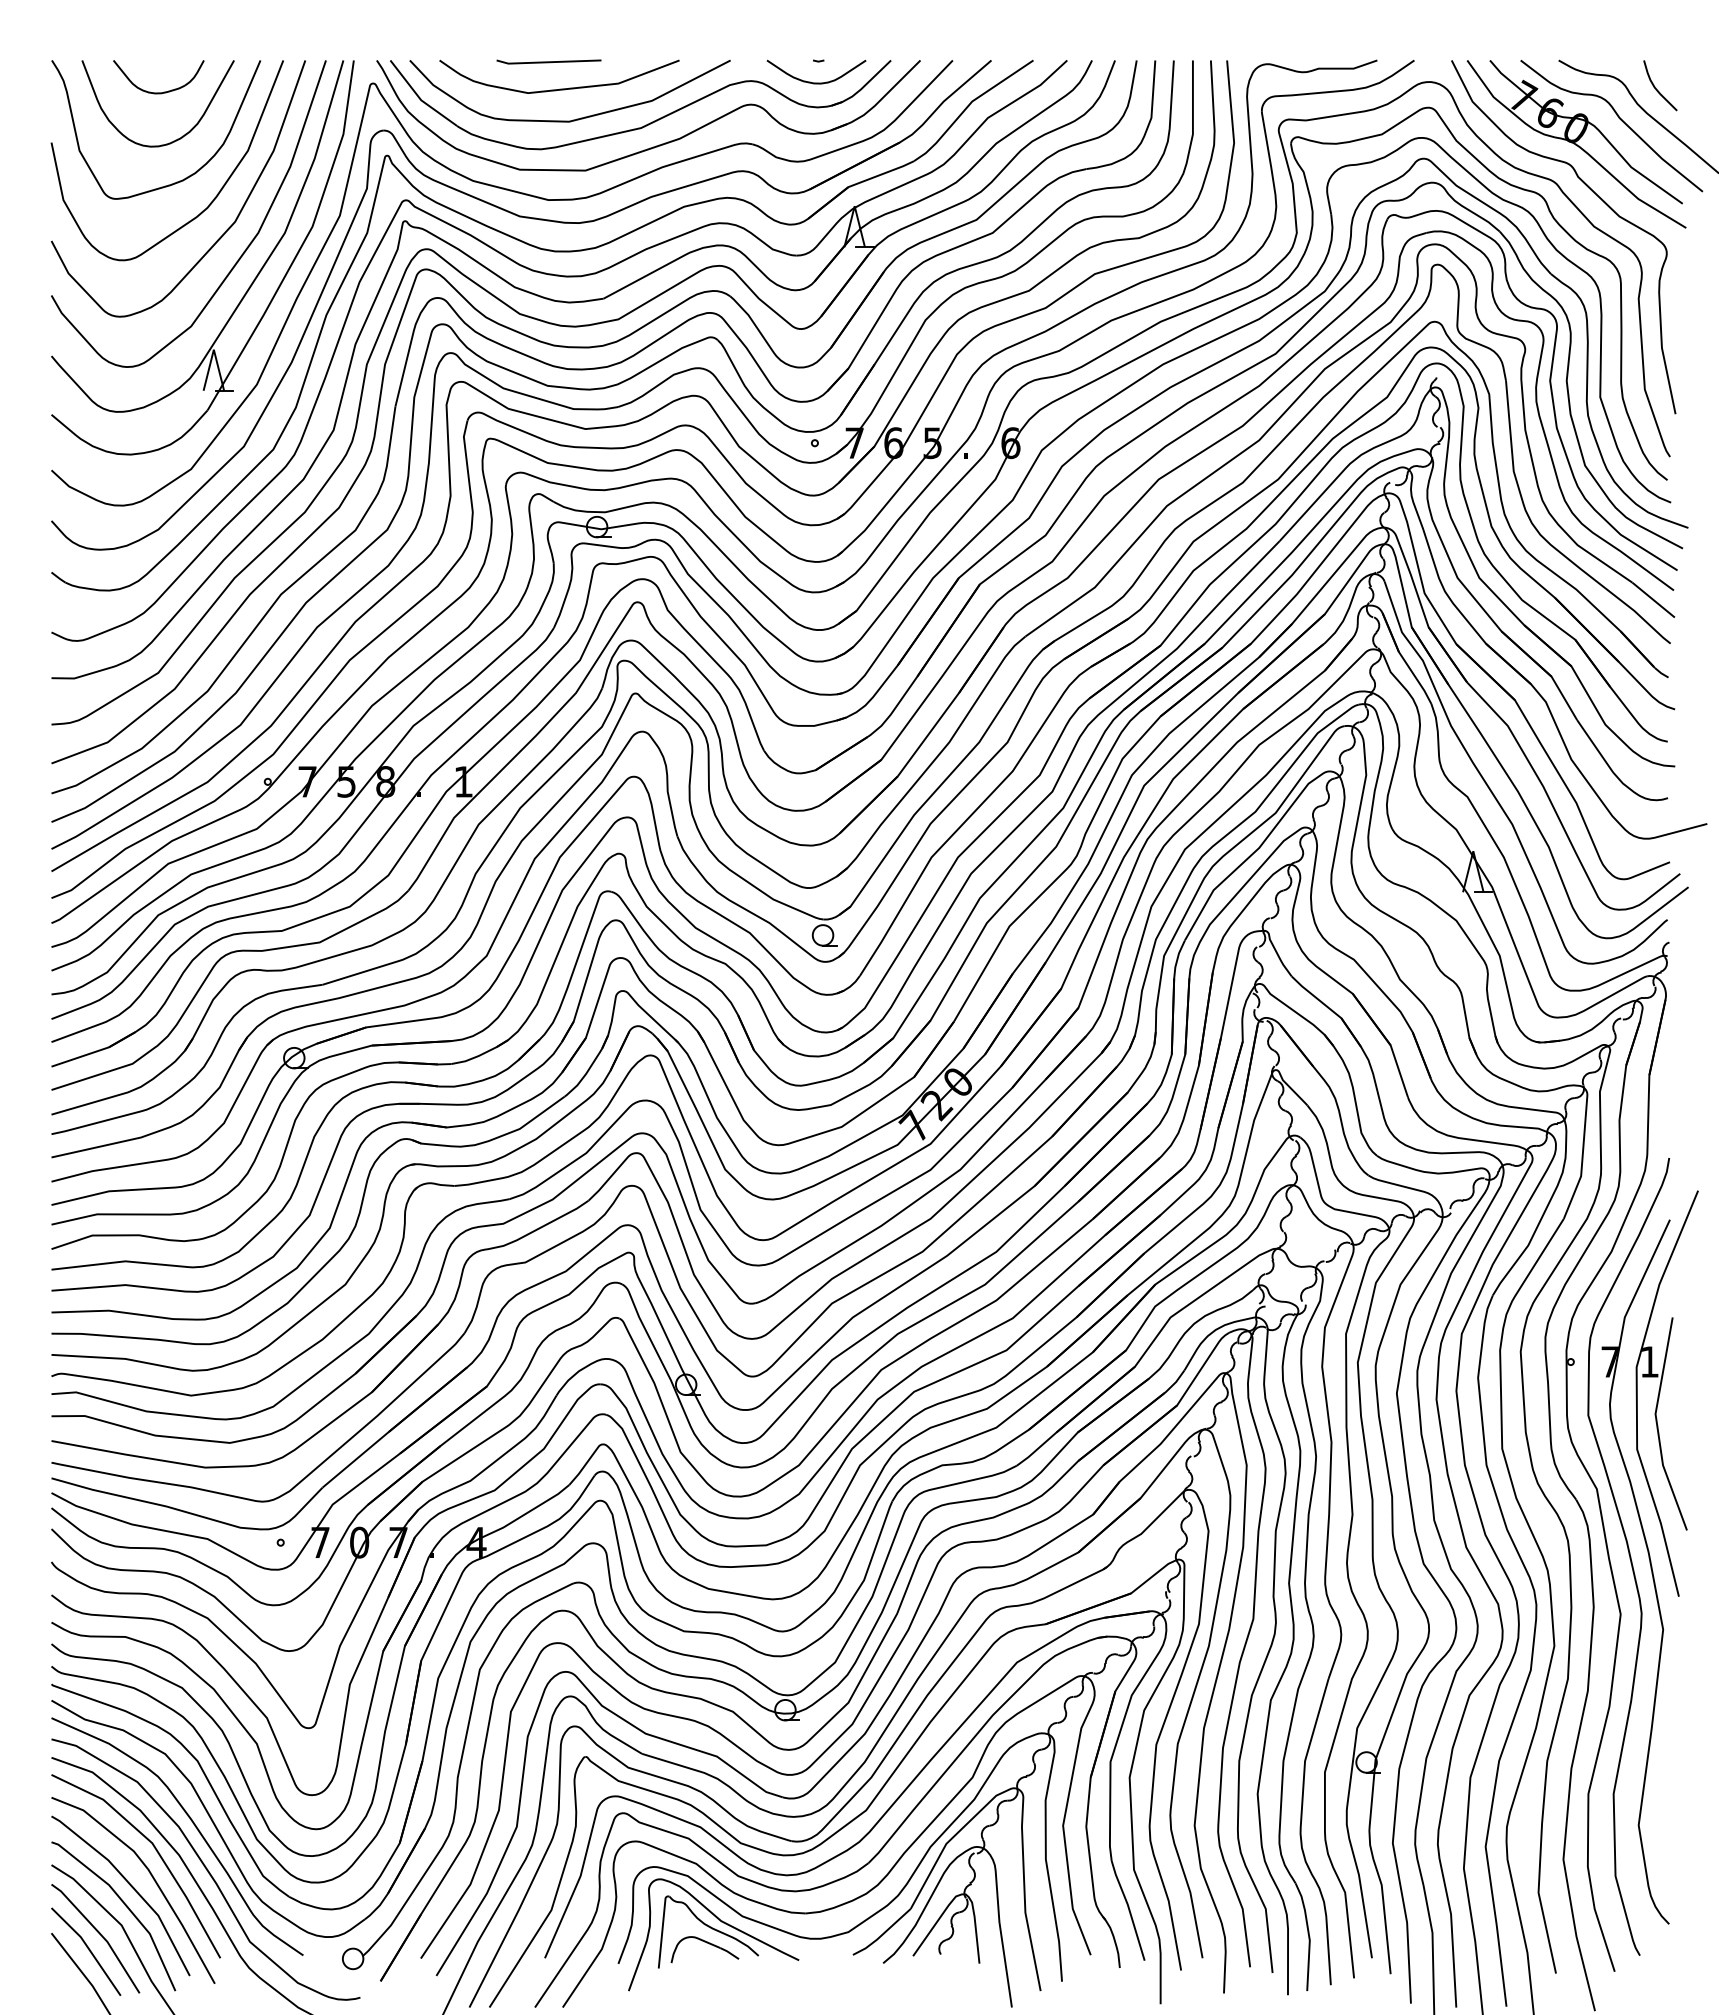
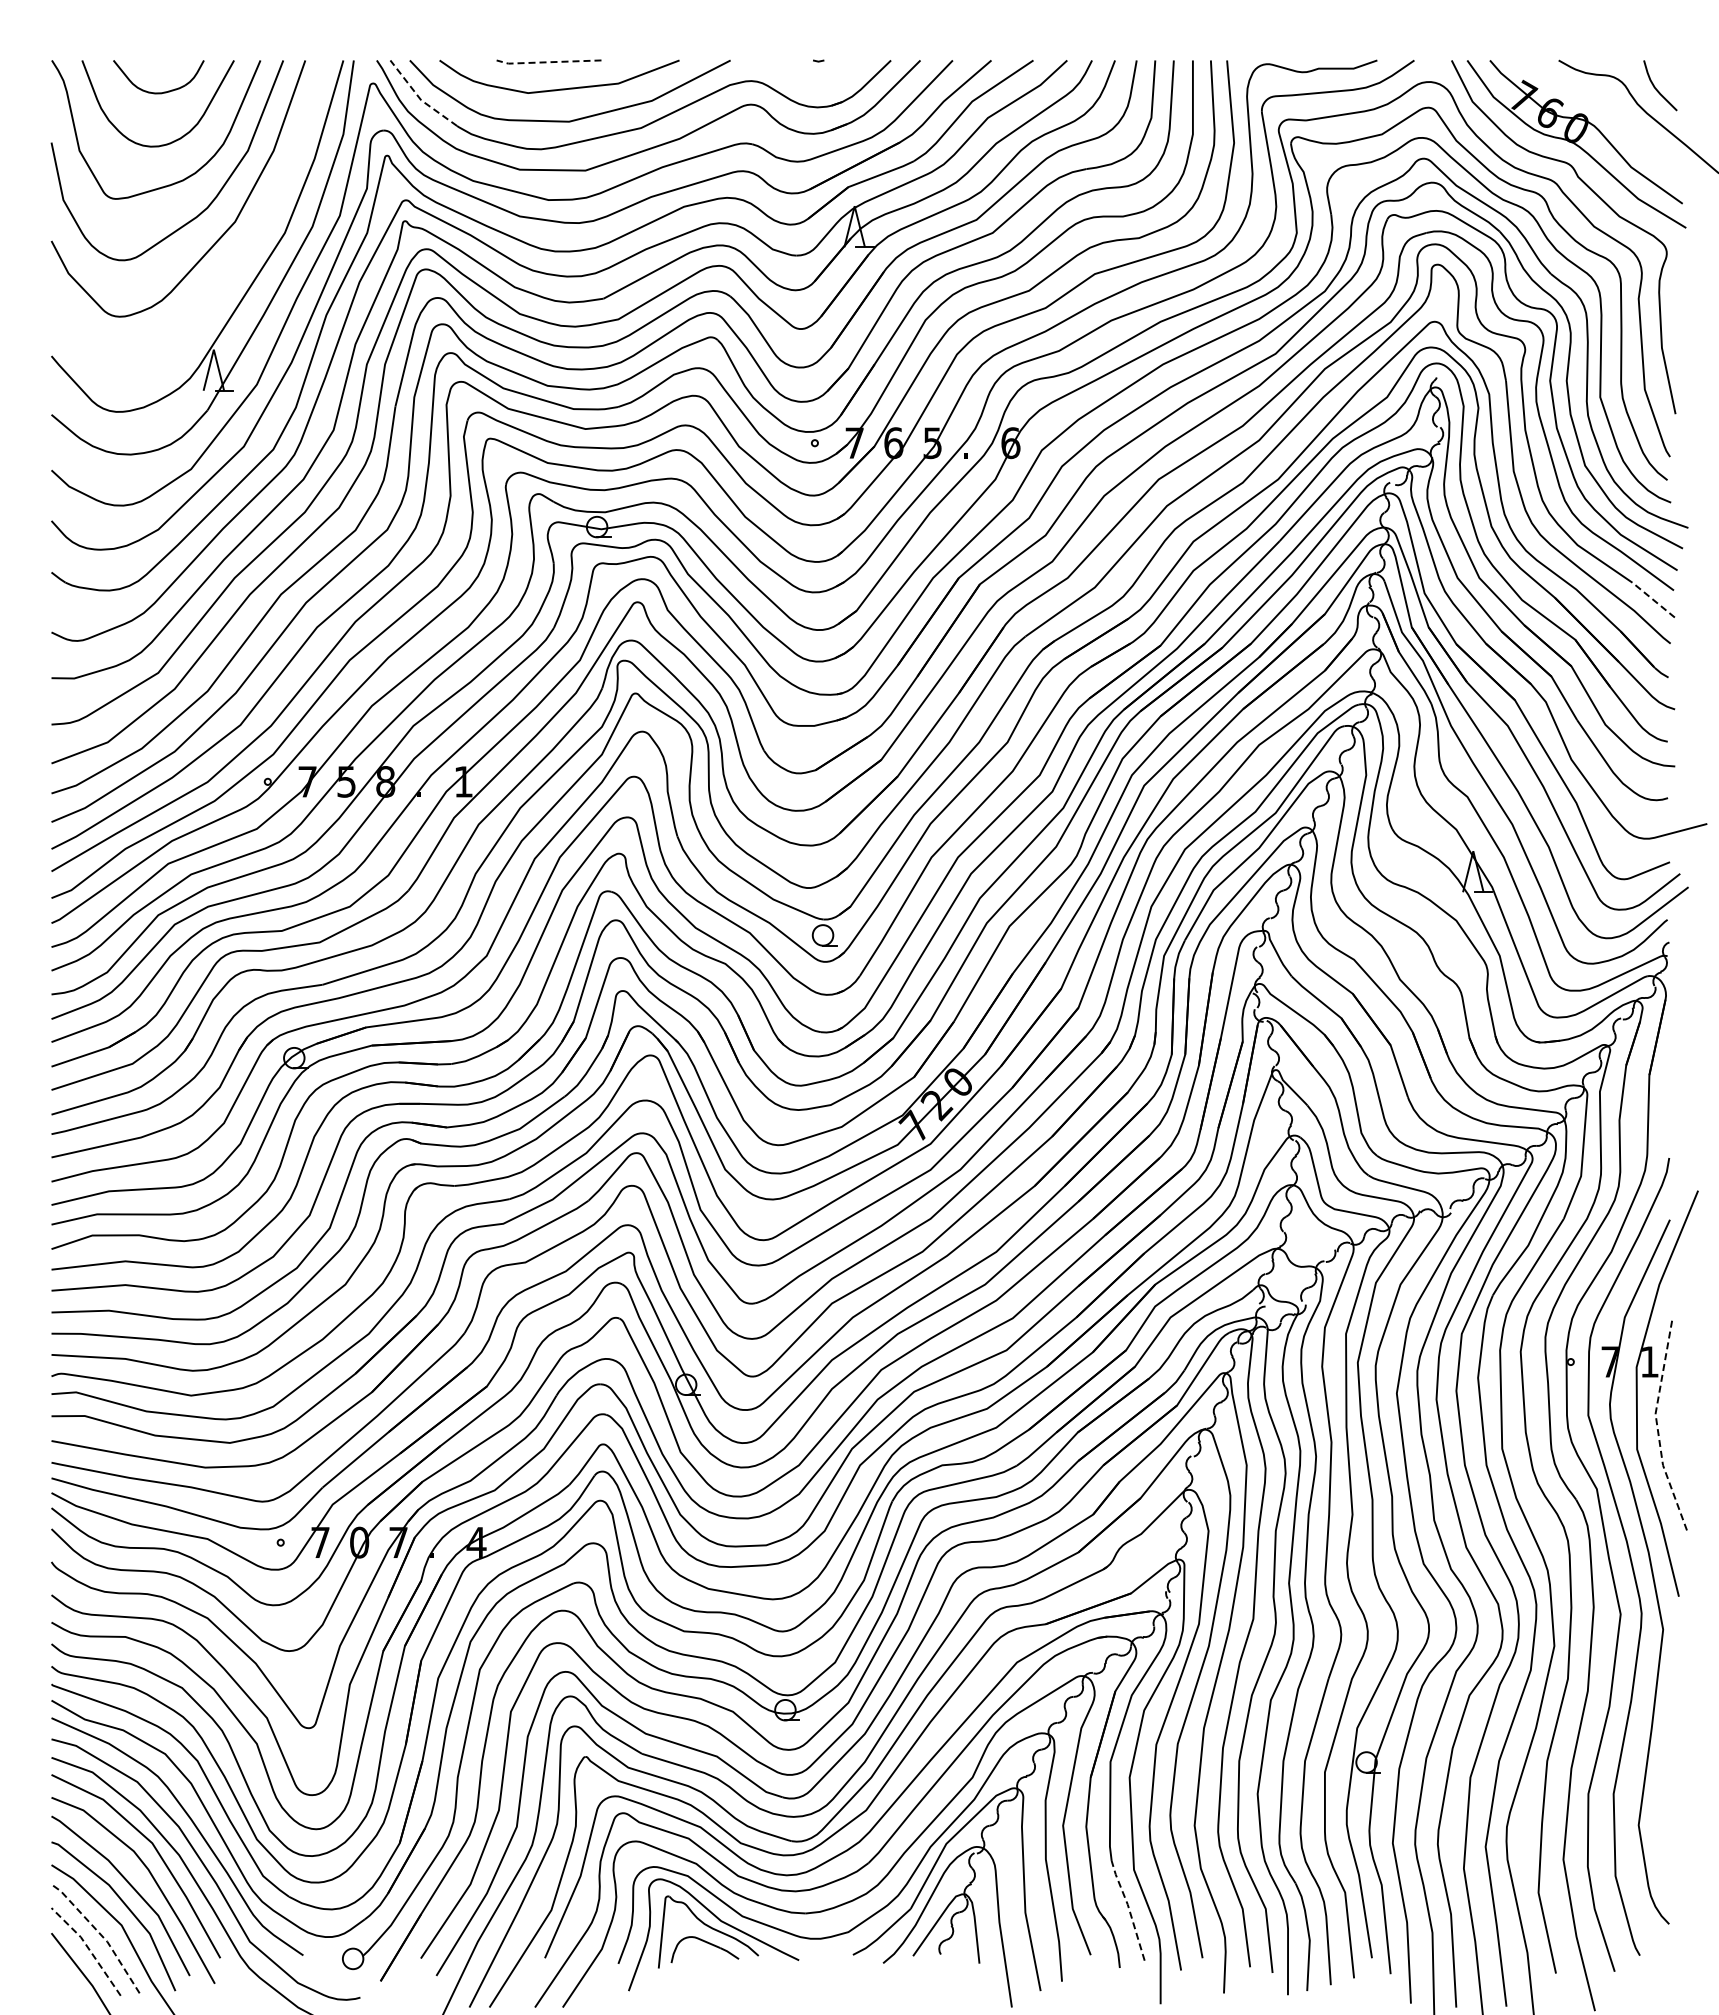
line: solid -> dashed (548, 62)
curve: present -> none (816, 82)
line: solid -> dashed (419, 97)
curve: present -> none (1618, 118)
curve: present -> none (240, 255)
line: solid -> dashed (1653, 599)
line: solid -> dashed (1657, 1424)
line: solid -> dashed (1128, 1908)
line: solid -> dashed (100, 1934)
line: solid -> dashed (88, 1948)
